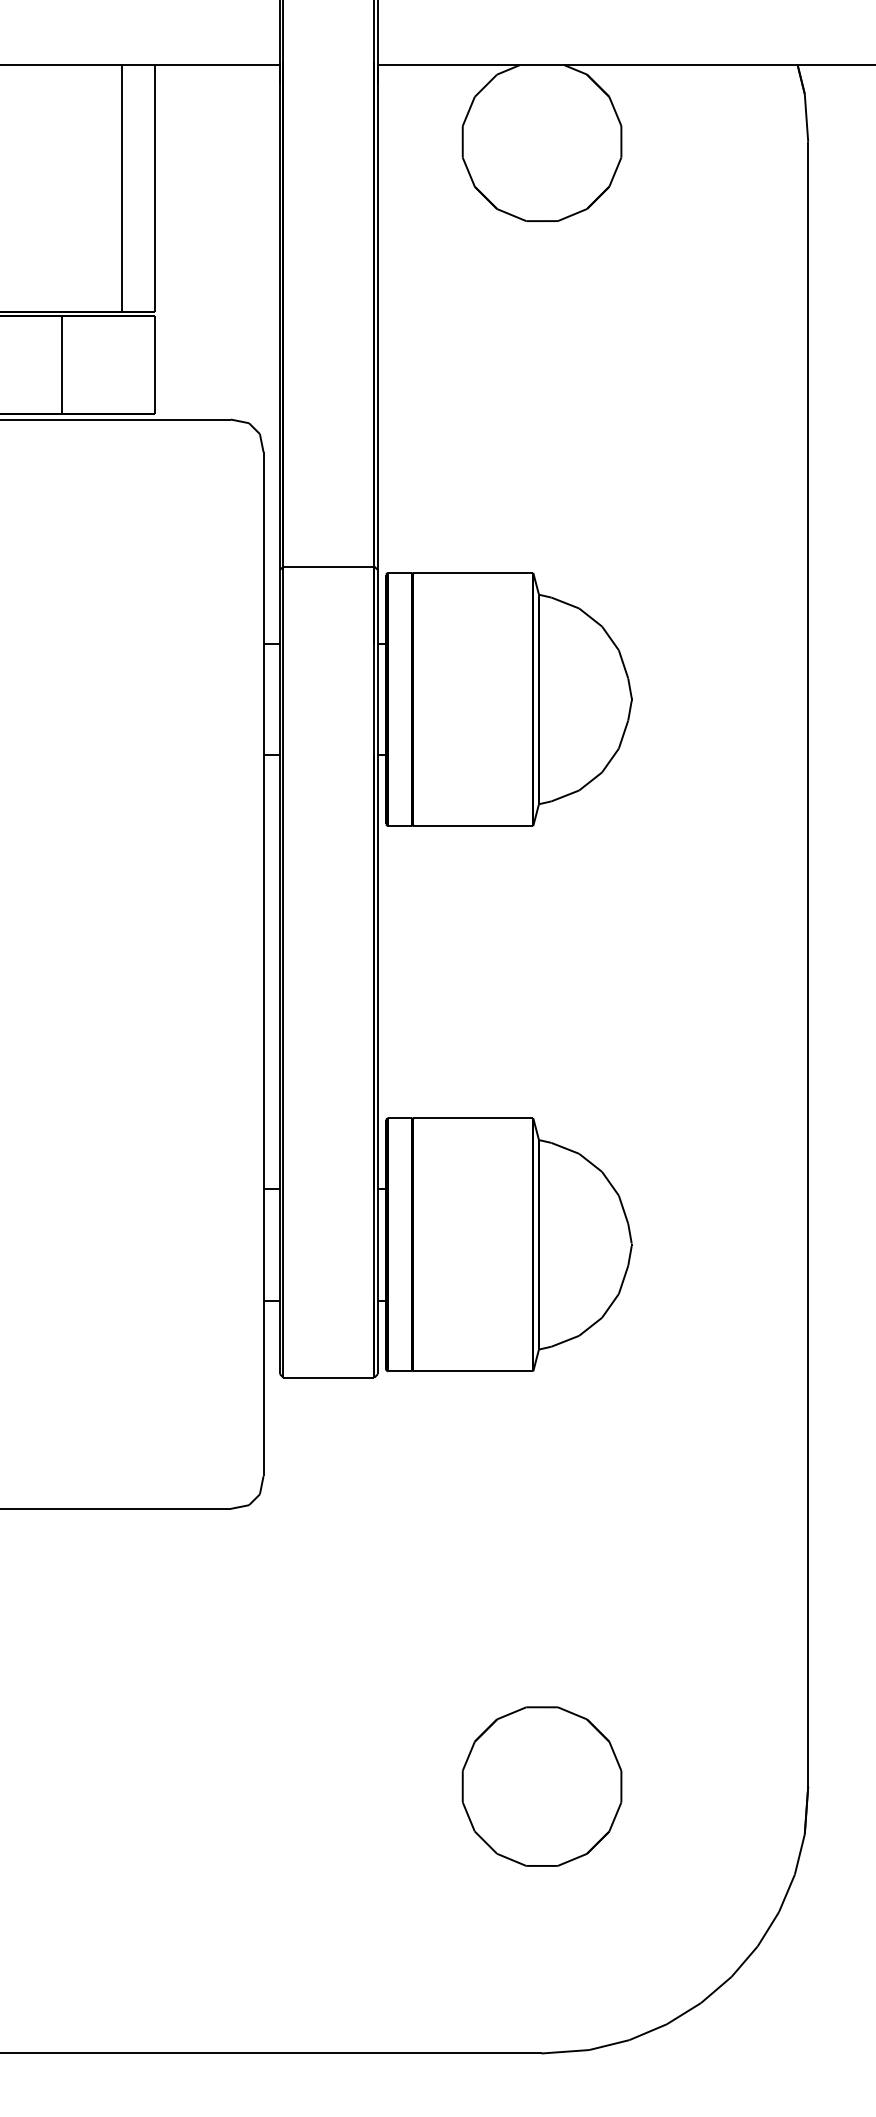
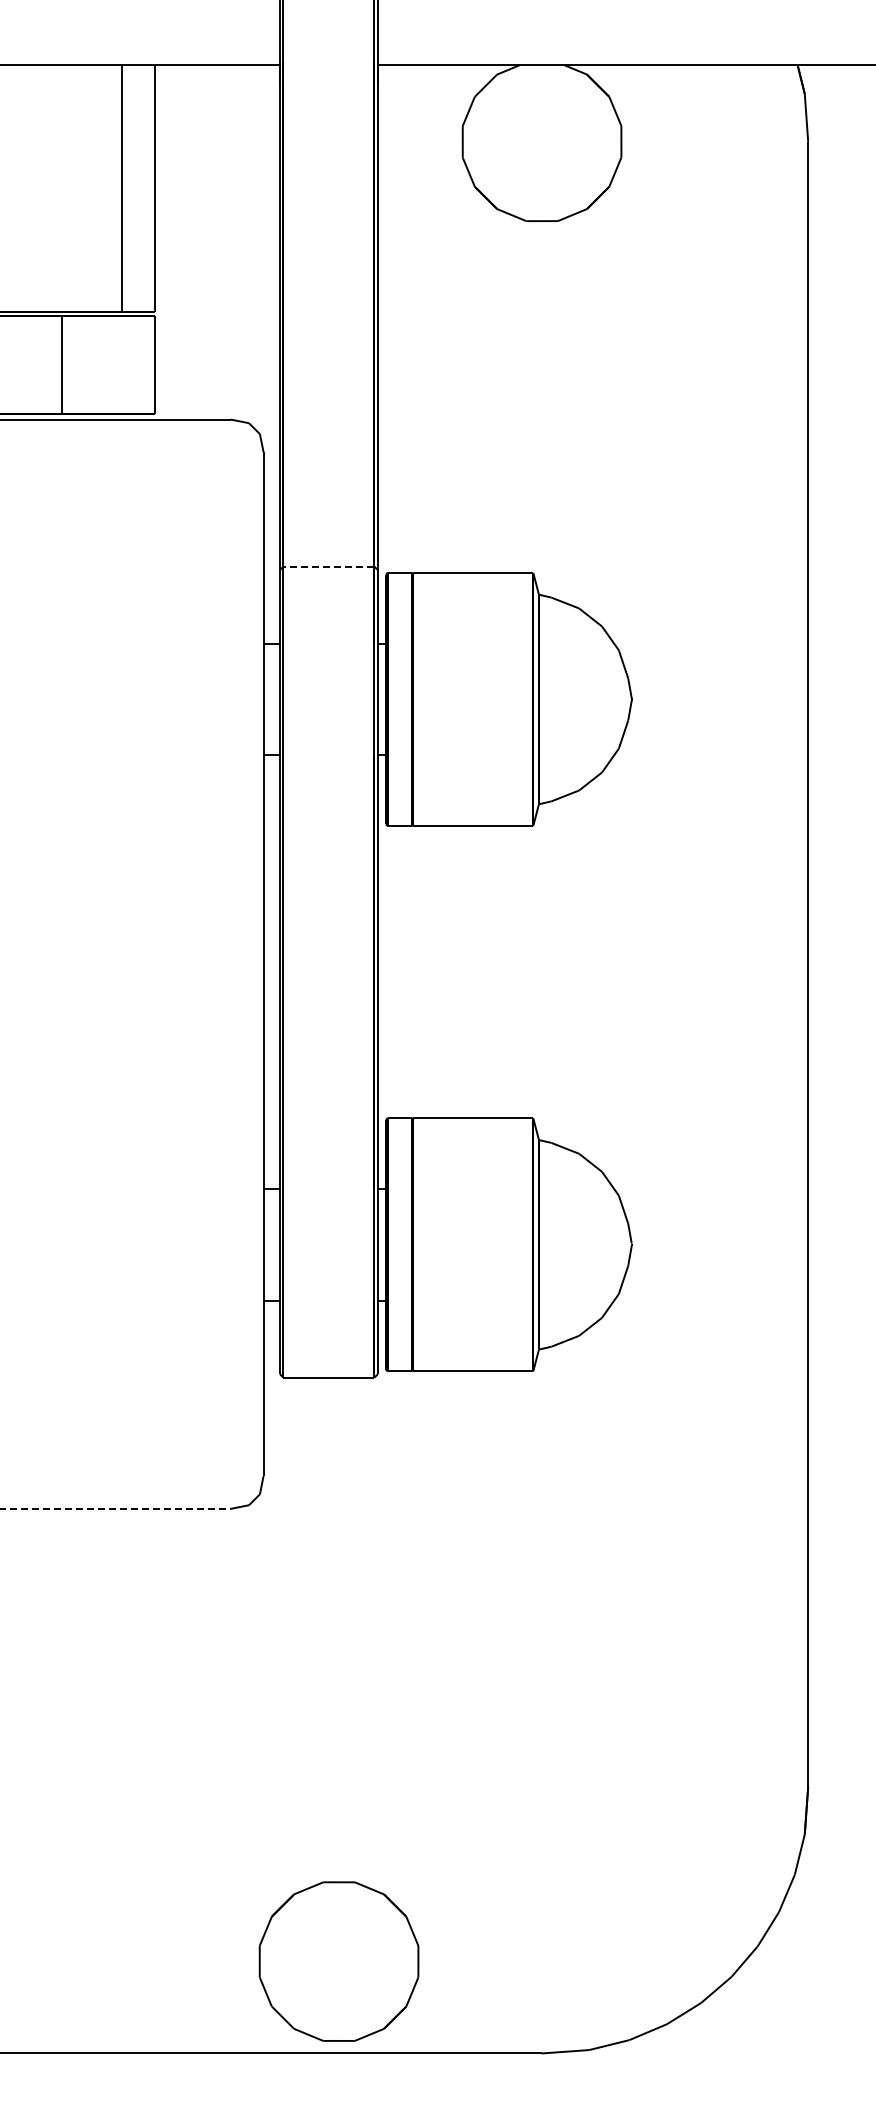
line: solid -> dashed (328, 566)
line: solid -> dashed (115, 1508)
part position: (541, 1786) -> (338, 1961) (338, 1961)
